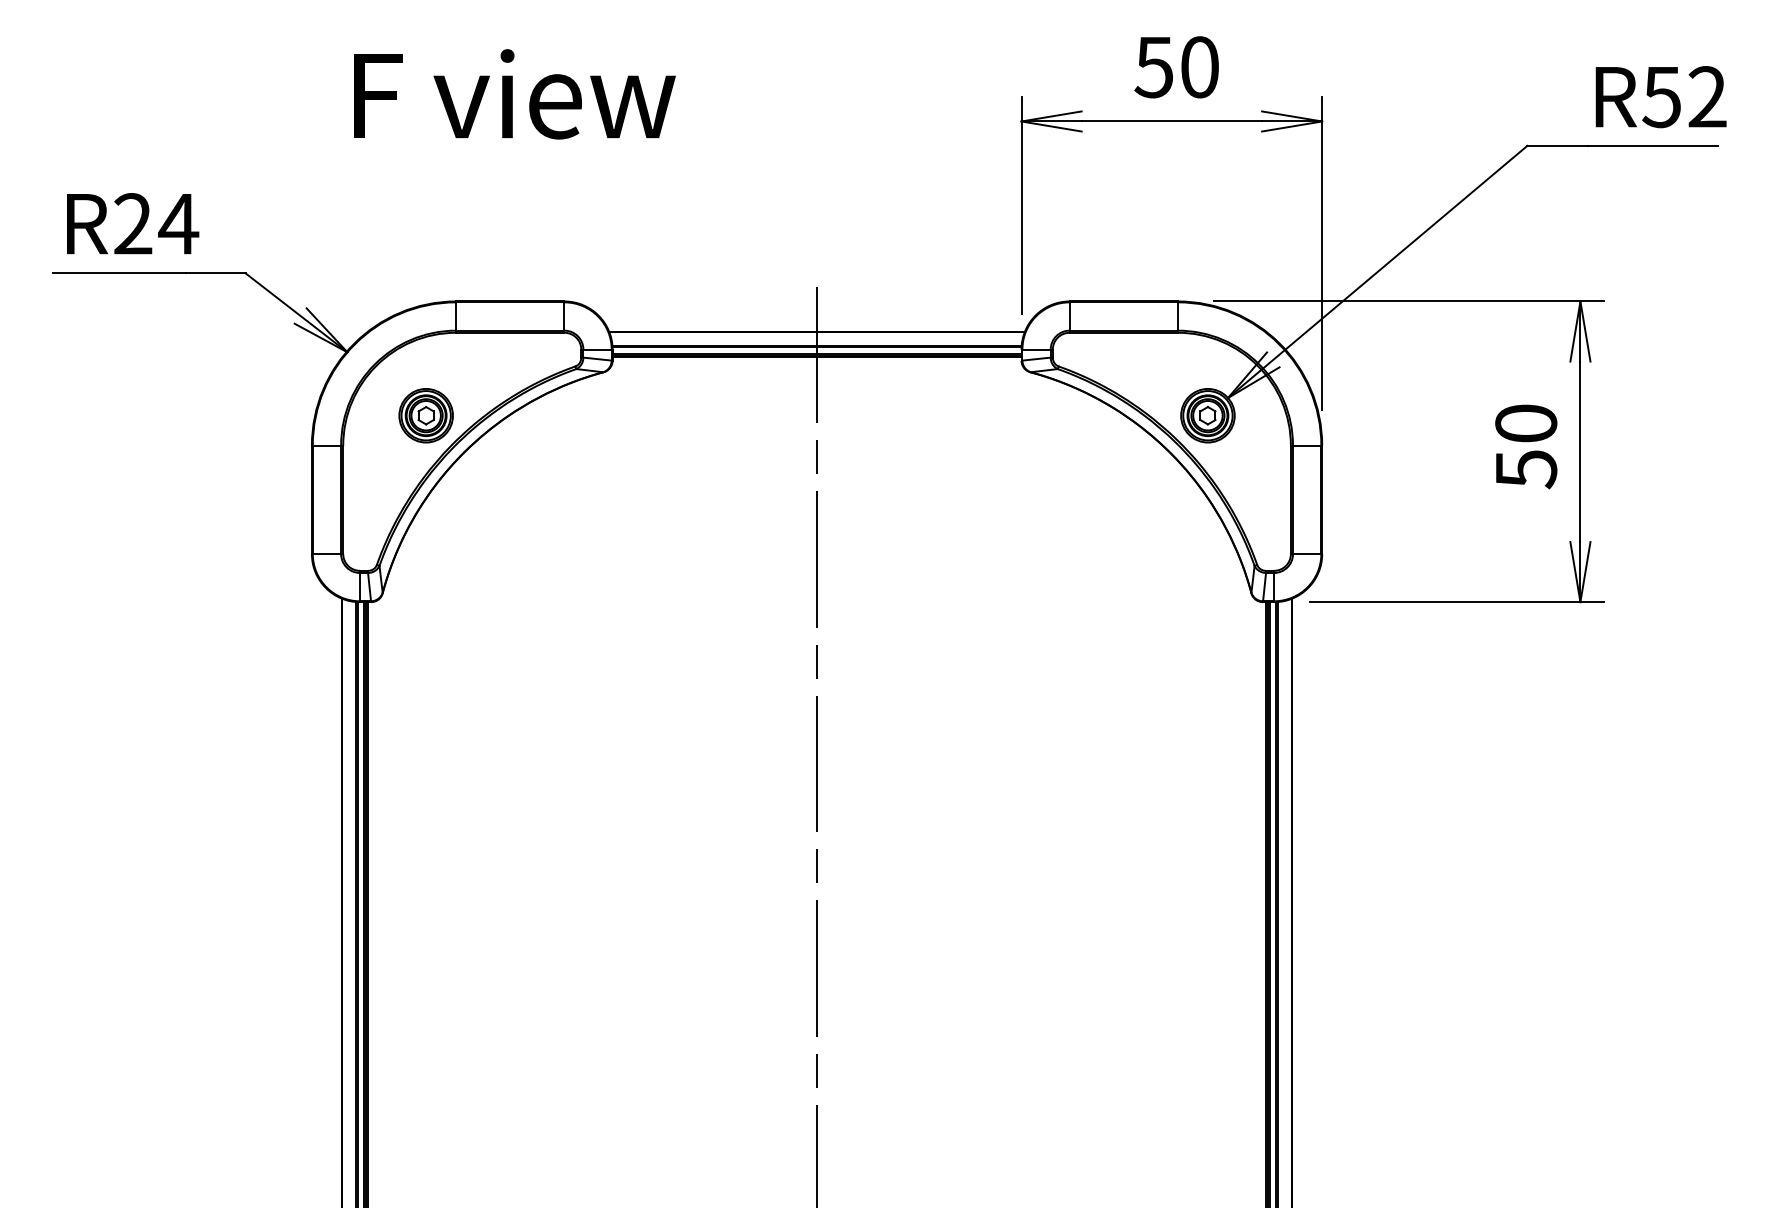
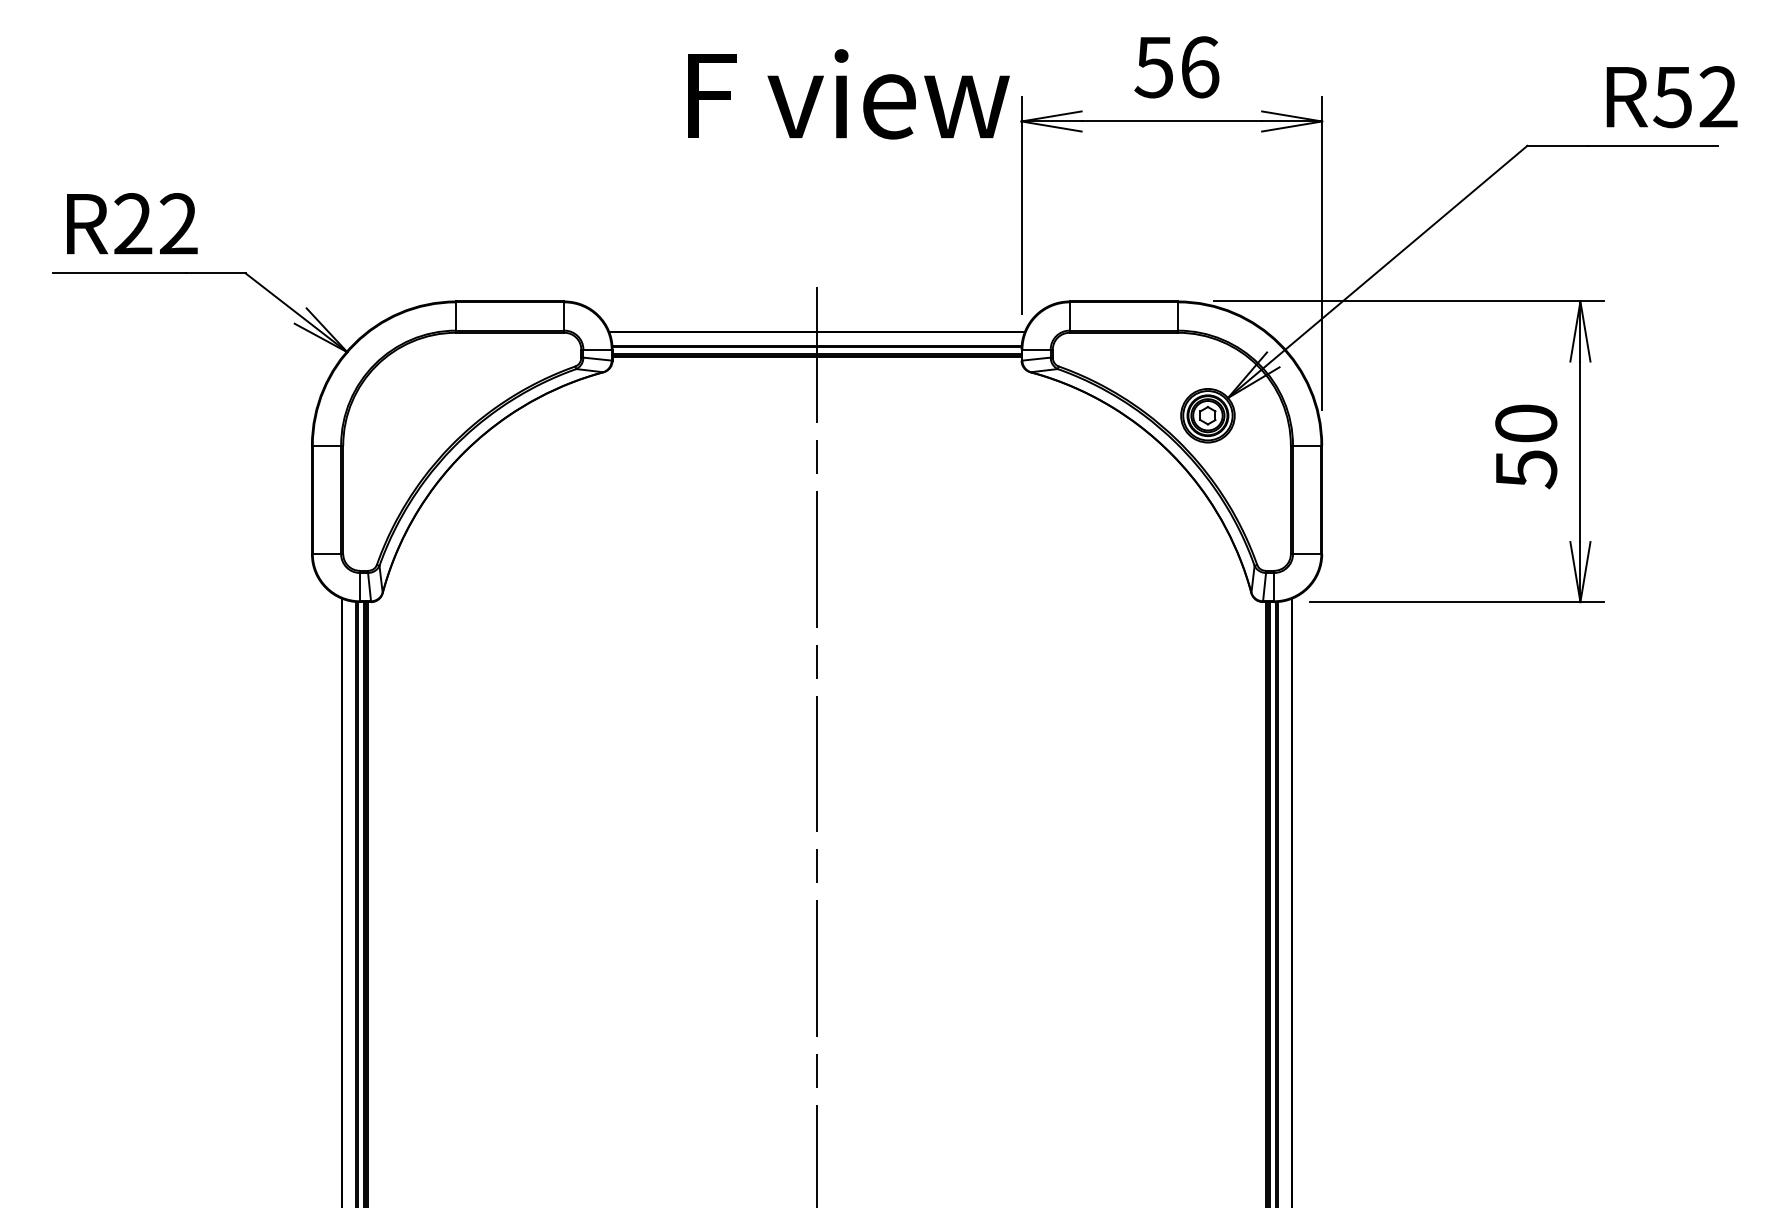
text: 50 -> 56 (1200, 67)
text position: (514, 94) -> (848, 94) (848, 94)
text position: (1660, 97) -> (1671, 97) (1671, 97)
text: R24 -> R22 (178, 223)
part: present -> none (425, 415)
